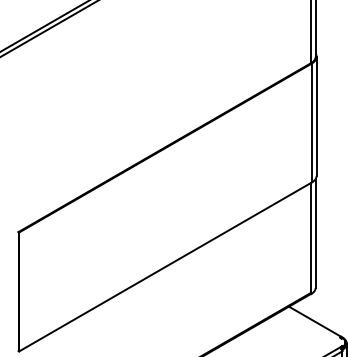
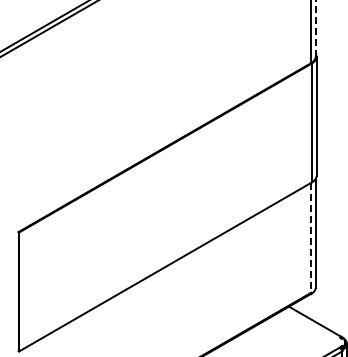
line: solid -> dashed (315, 28)
line: solid -> dashed (311, 237)
